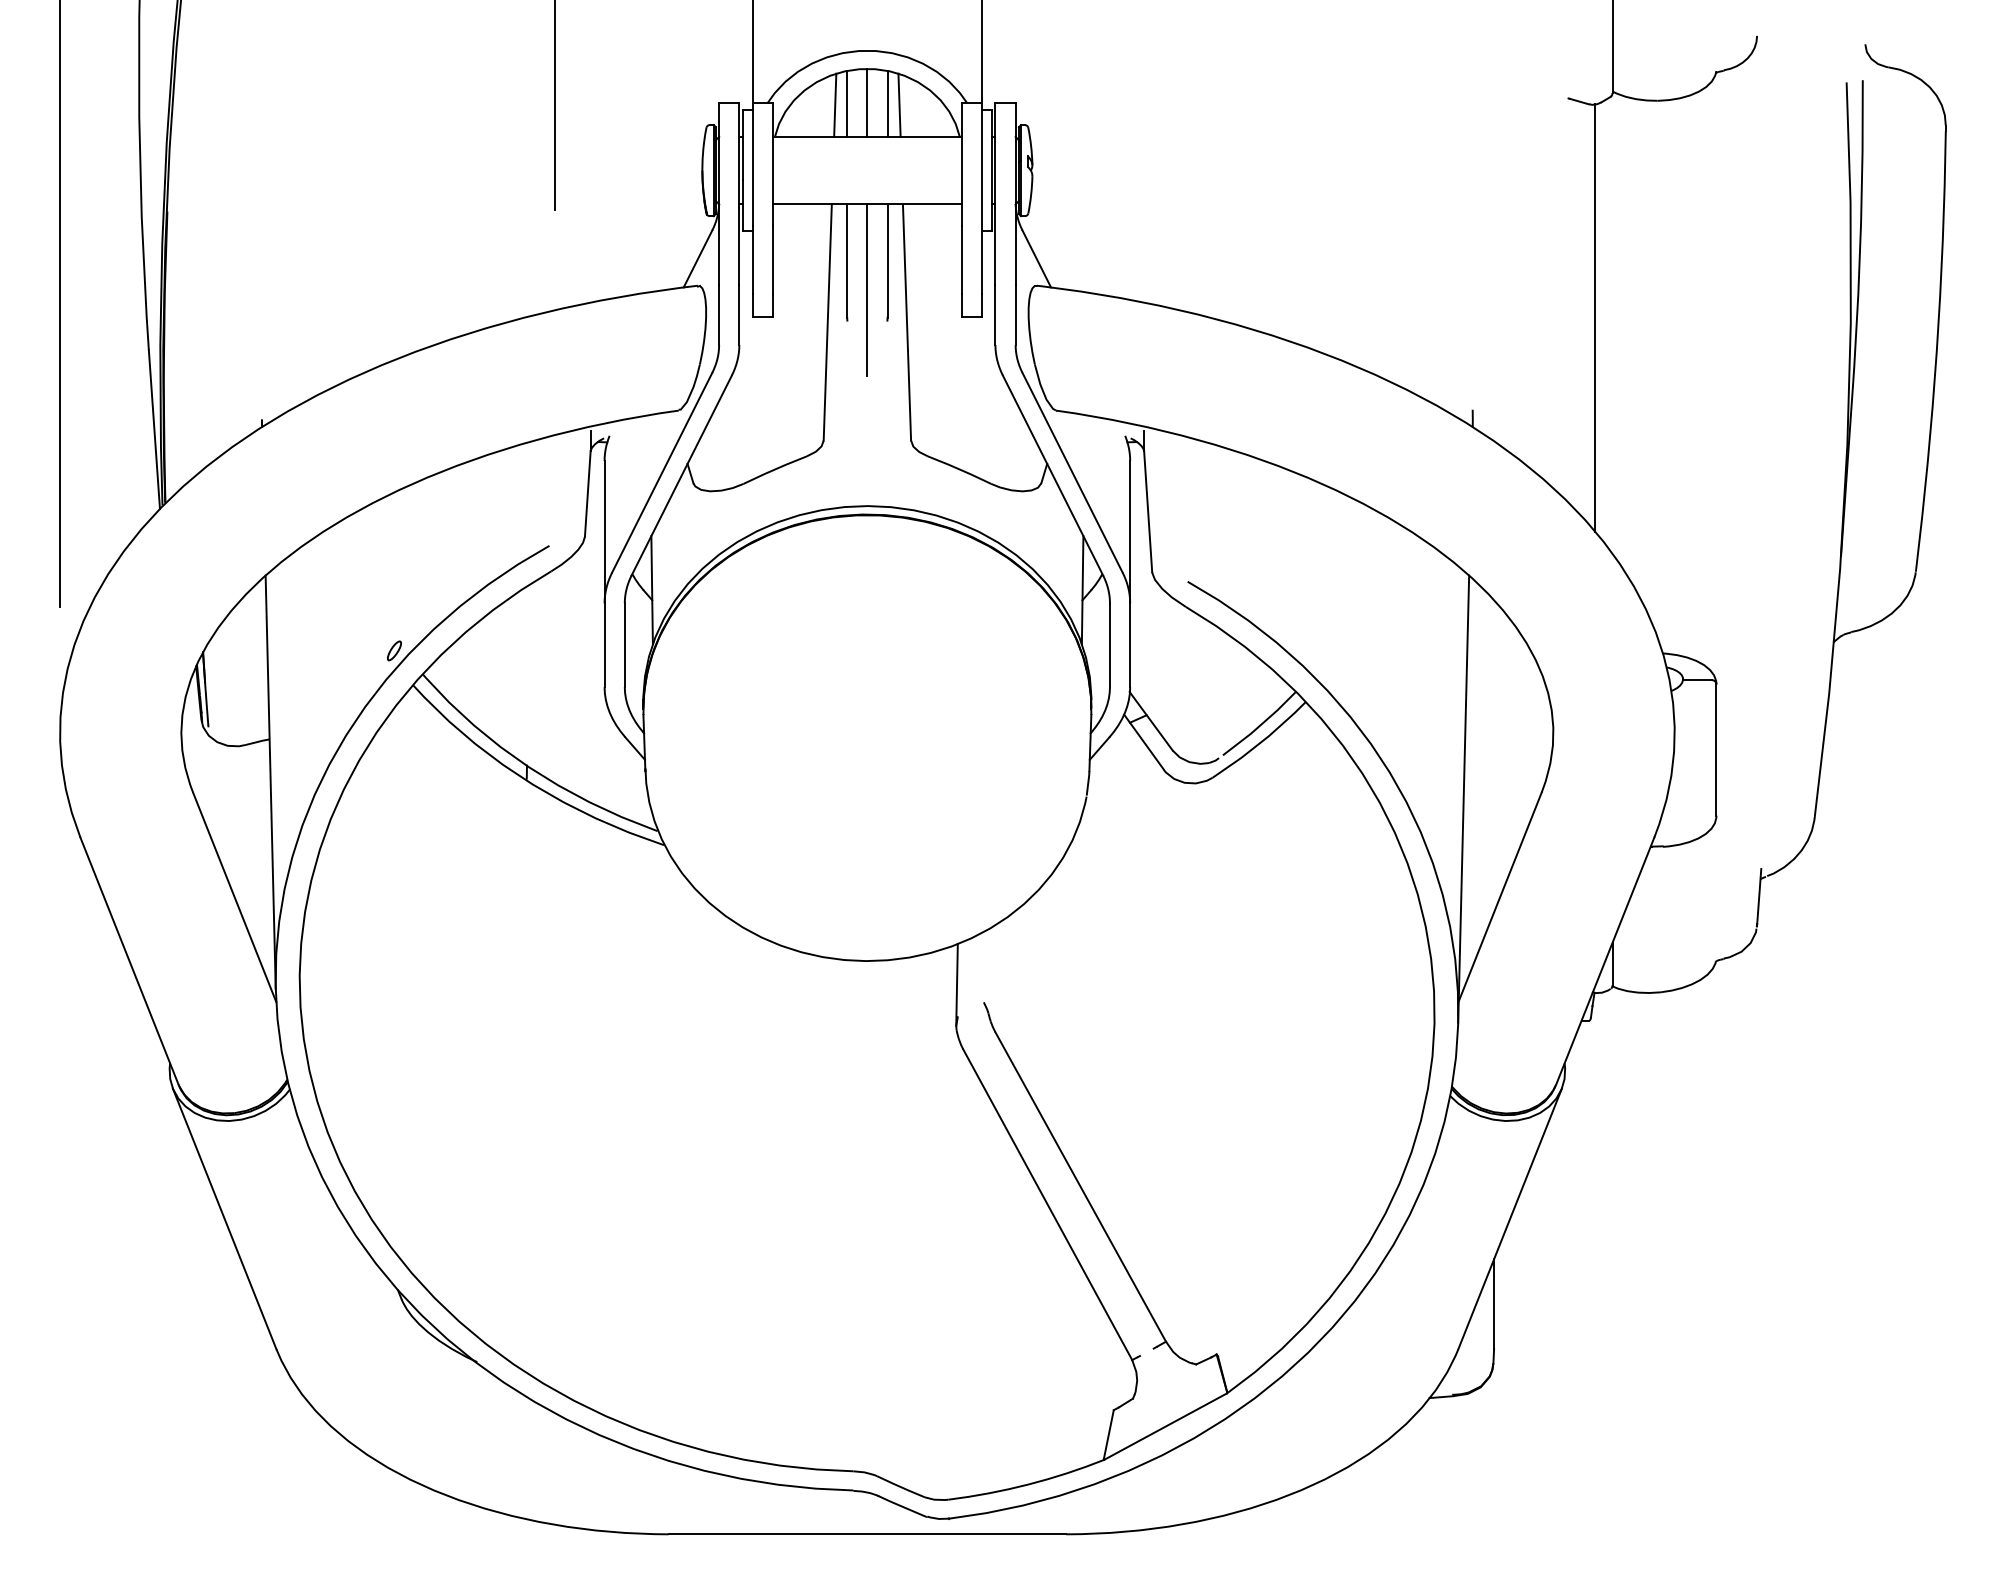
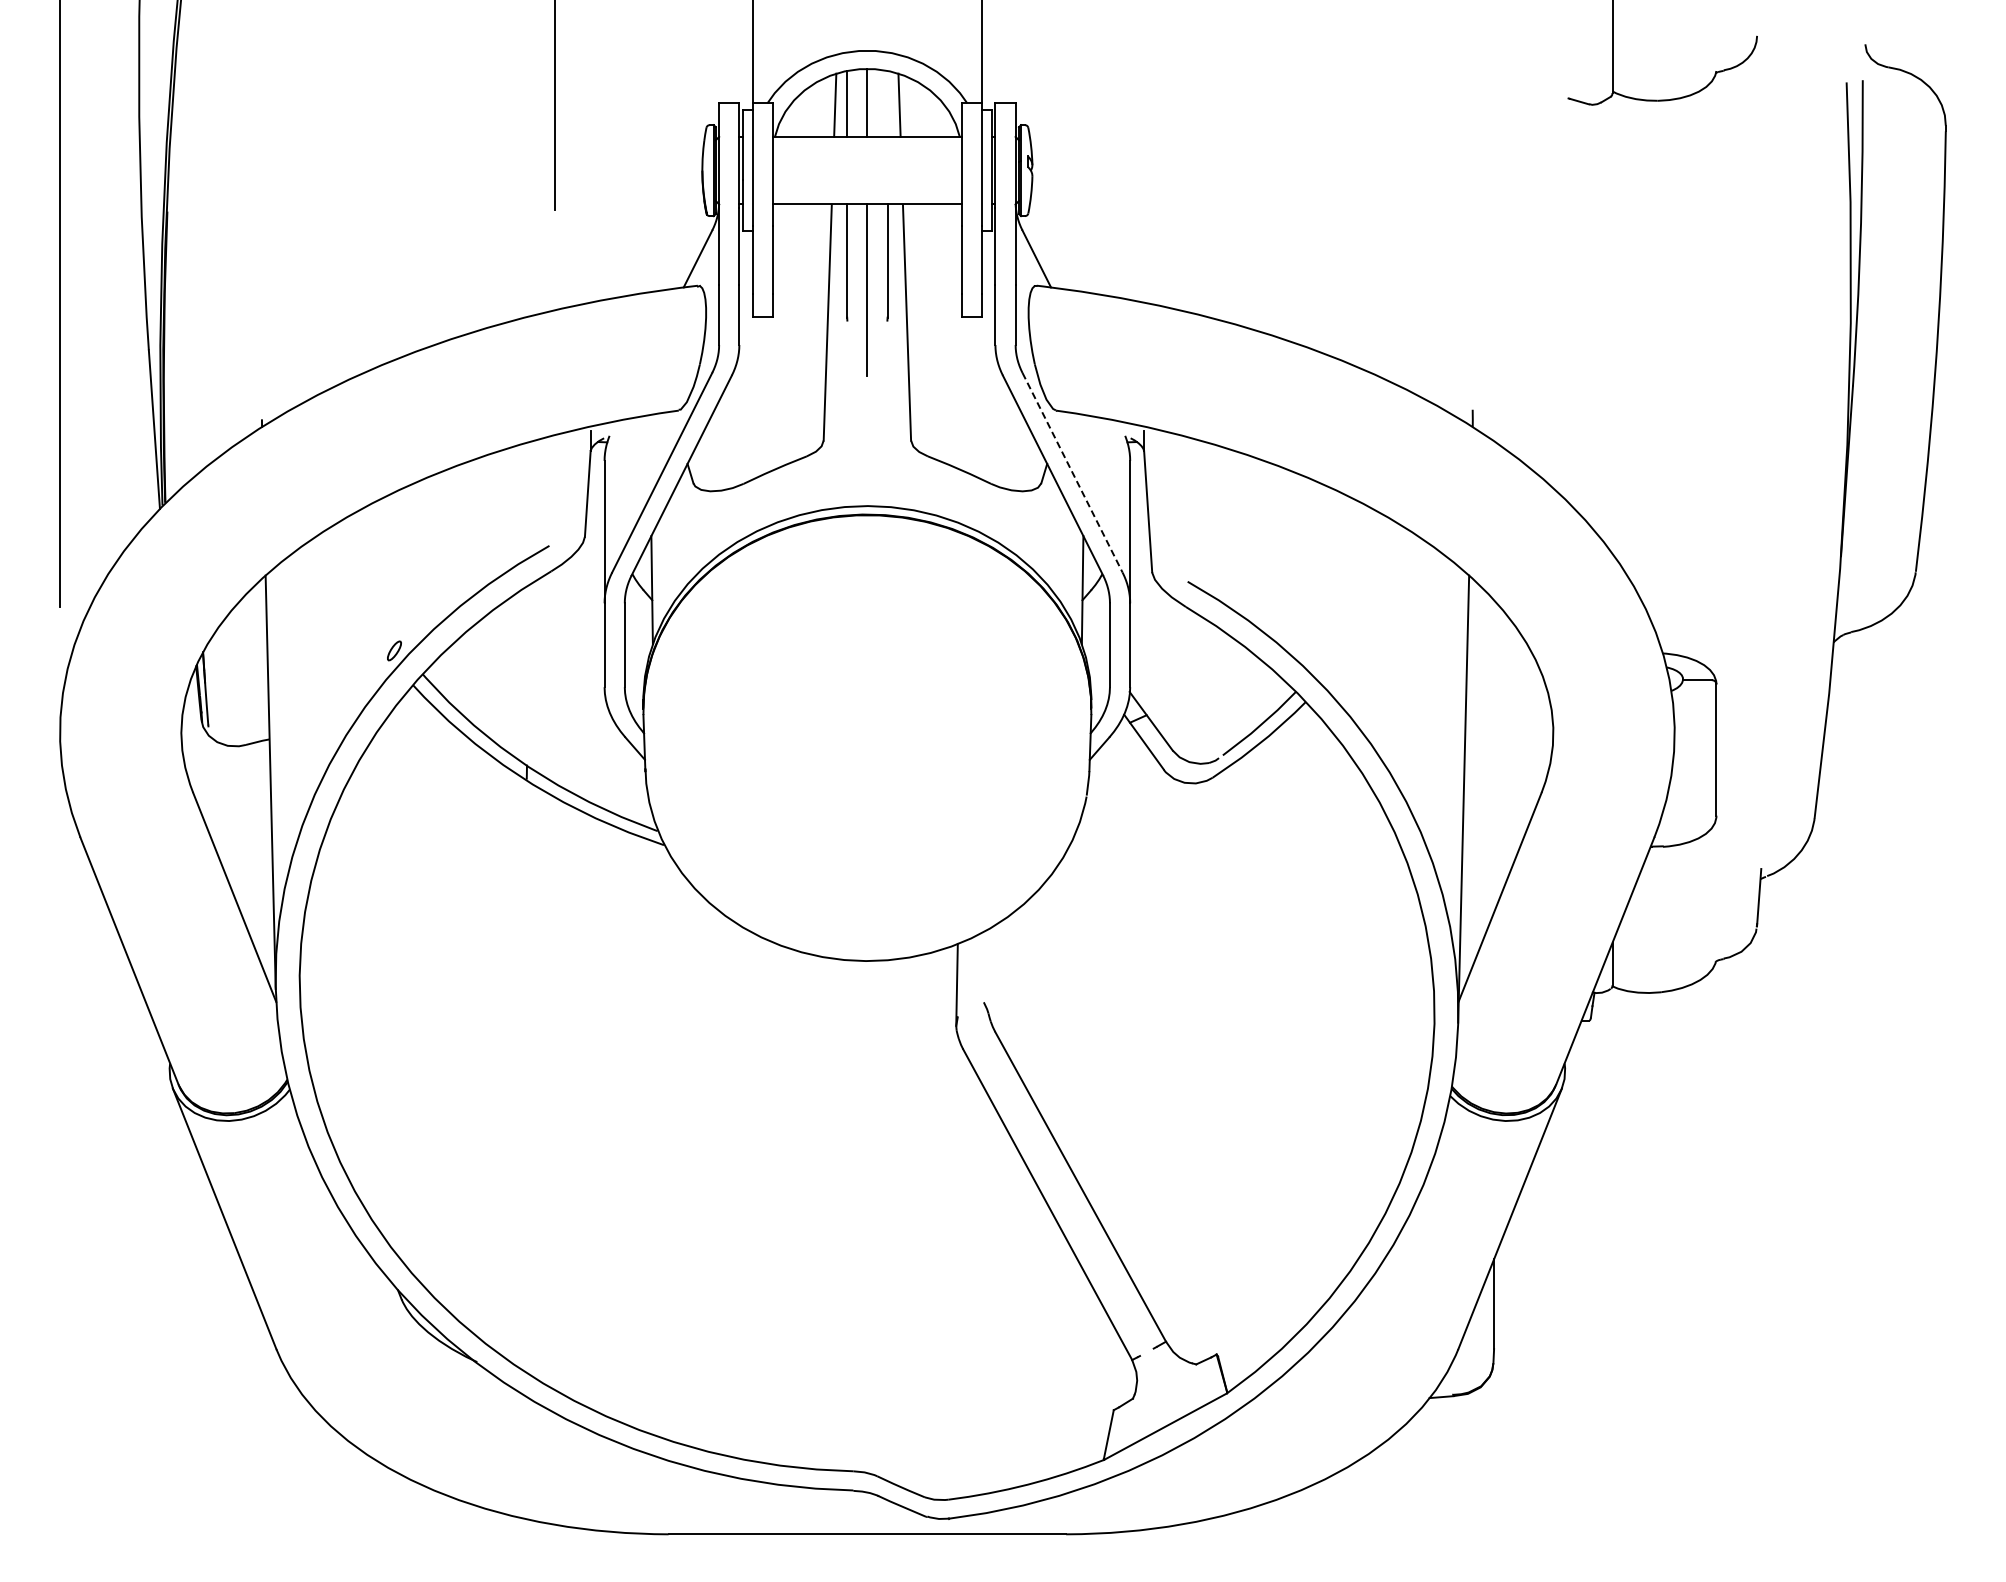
line: present -> none (887, 103)
line: present -> none (1595, 317)
line: solid -> dashed (1072, 472)
